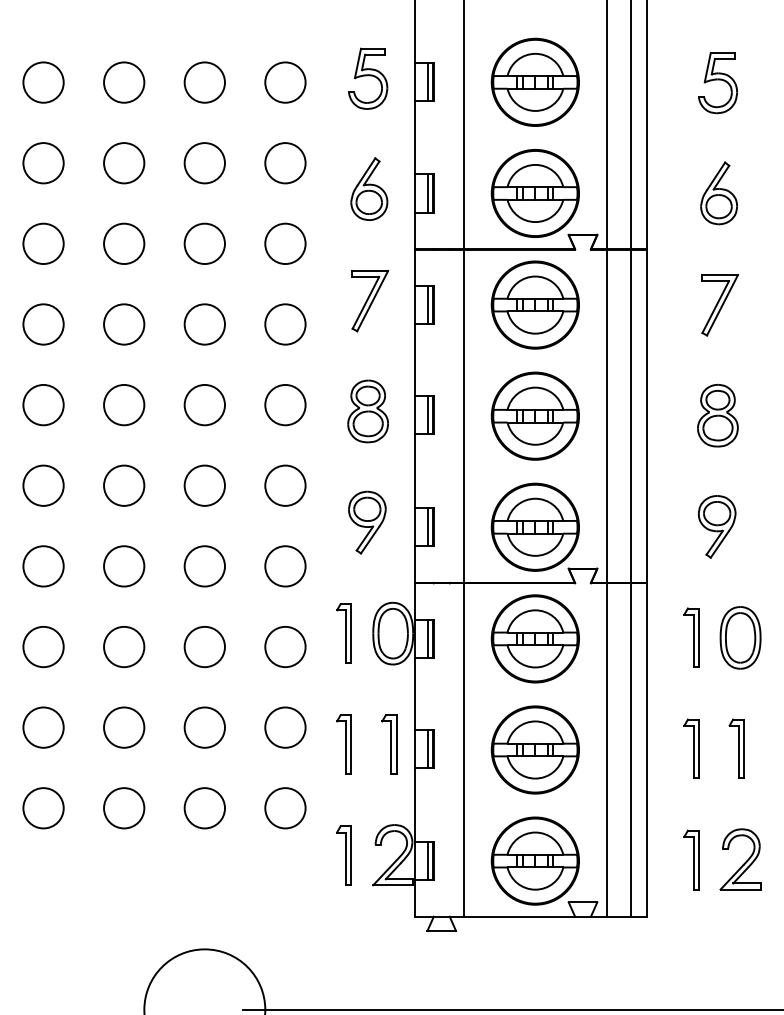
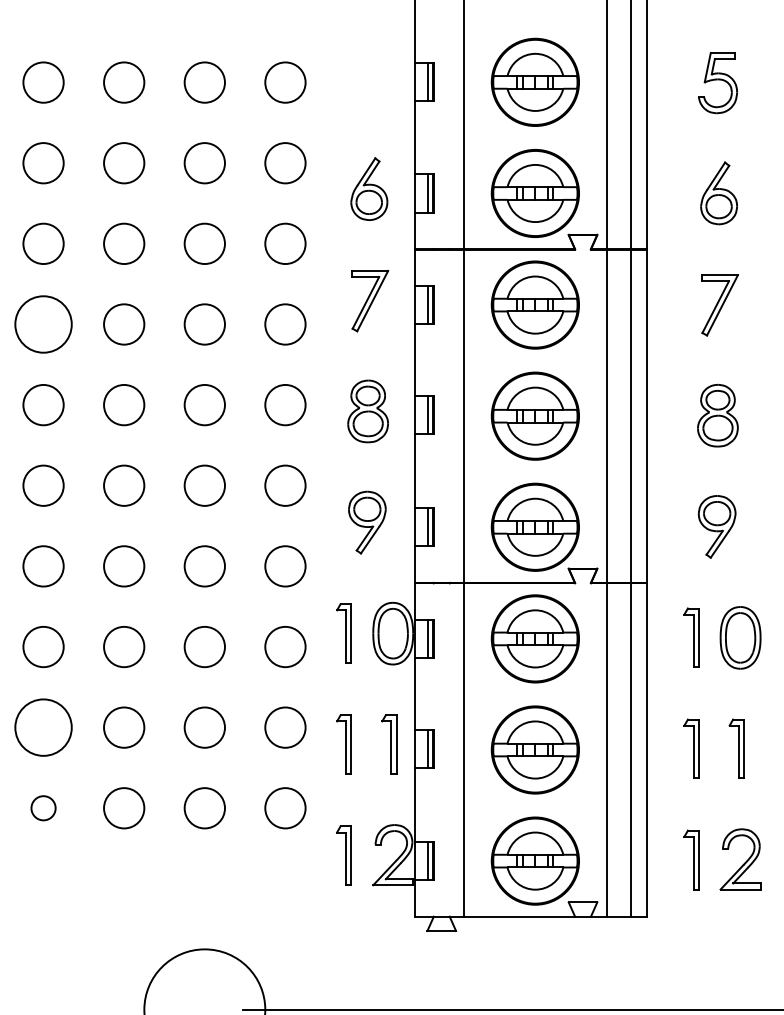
part: present -> none (368, 78)
circle diameter: 40 px -> 56 px (43, 324)
circle diameter: 40 px -> 56 px (43, 727)
circle diameter: 40 px -> 24 px (43, 808)
